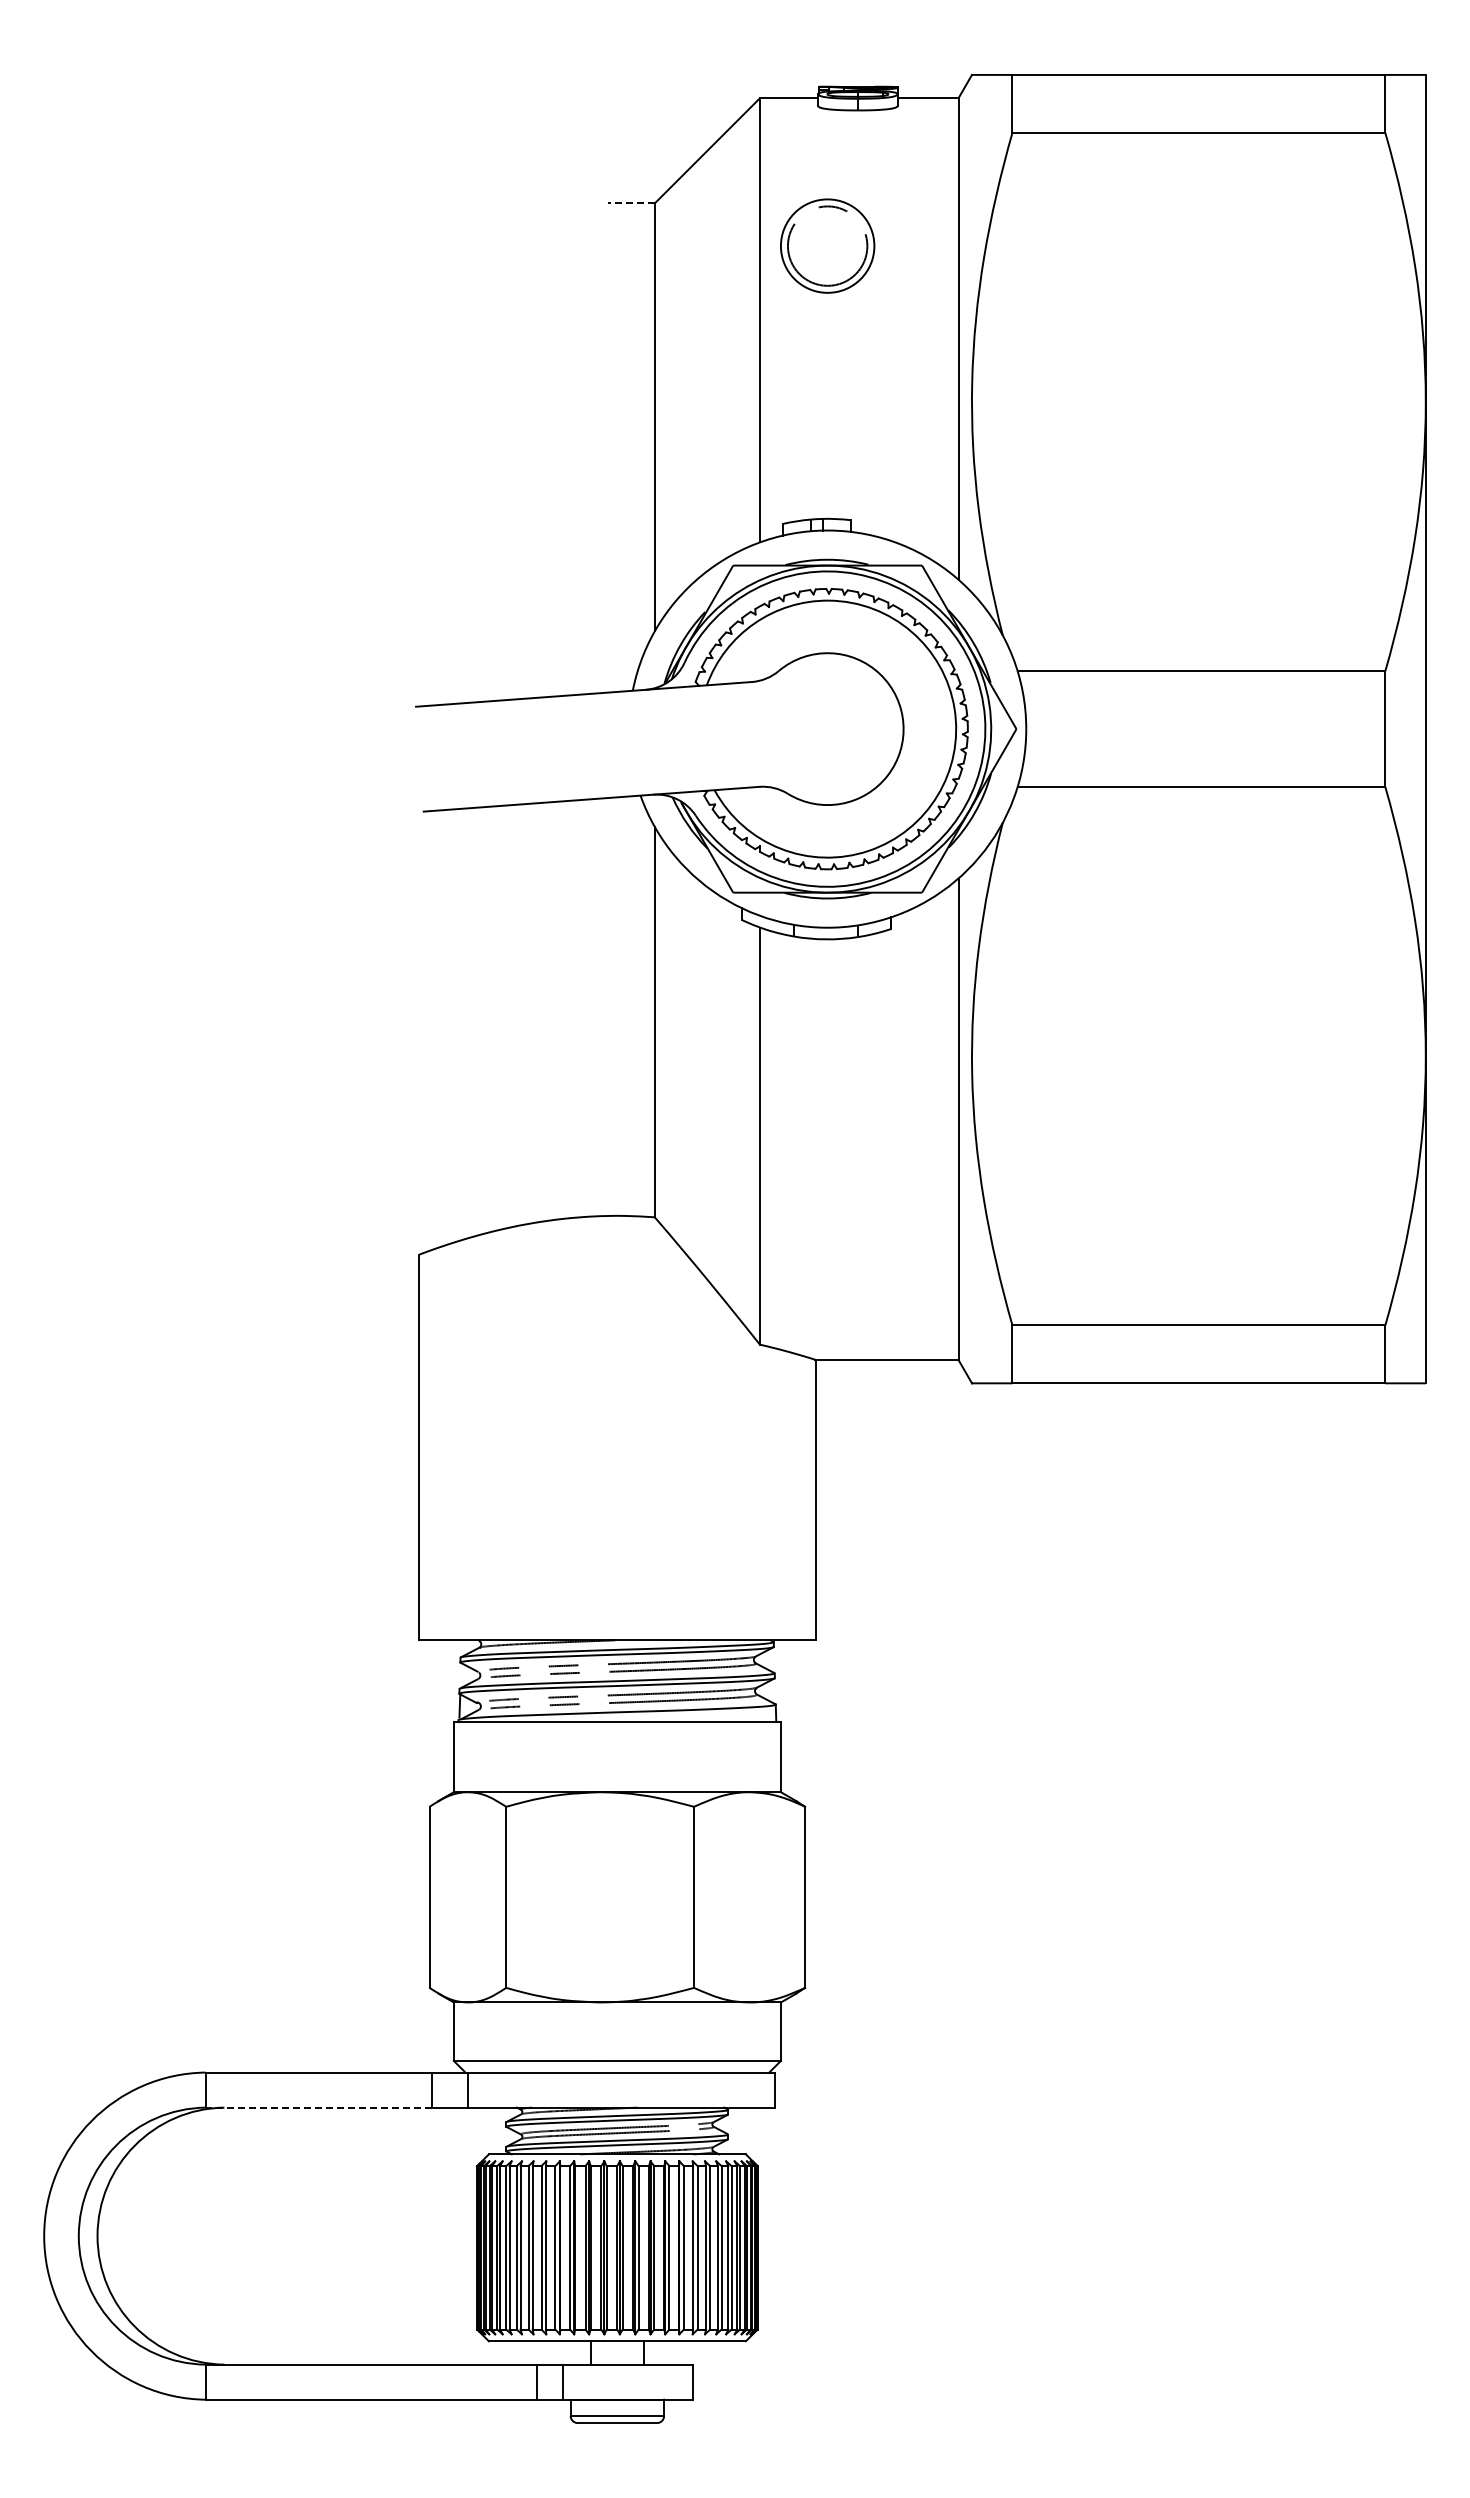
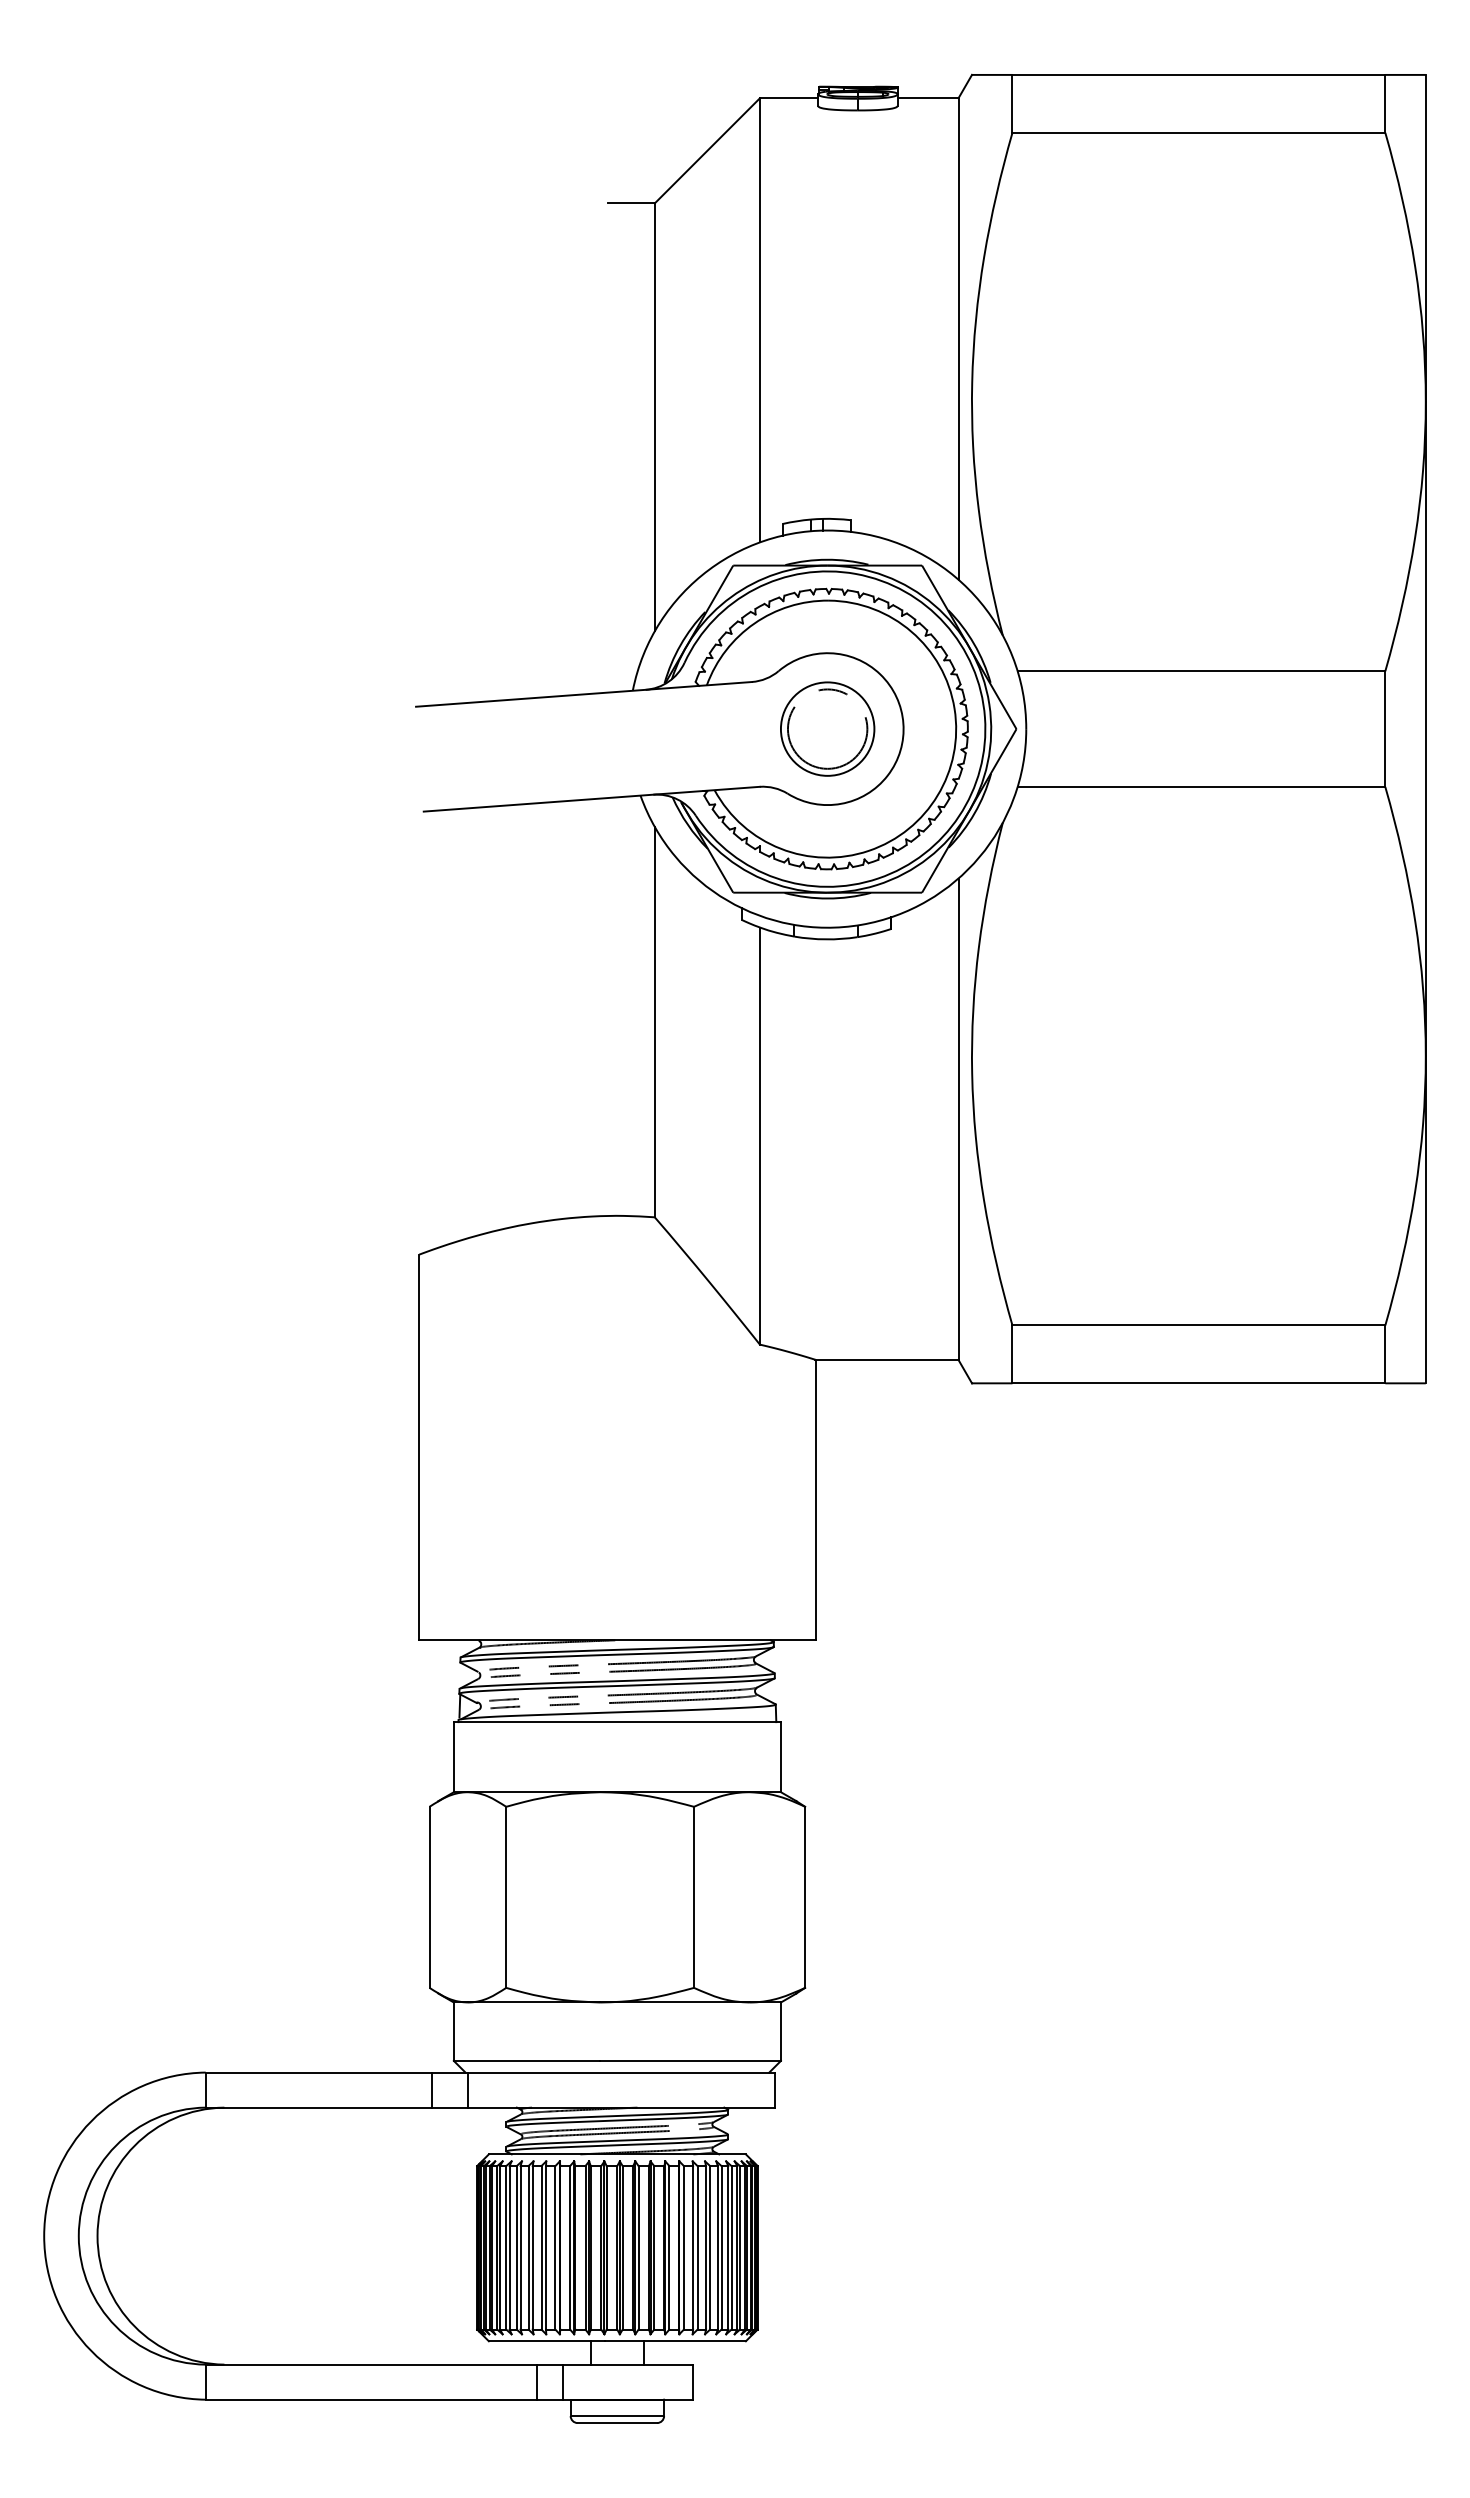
line: dashed -> solid (630, 203)
part position: (827, 245) -> (827, 728) (827, 728)
line: dashed -> solid (318, 2107)
